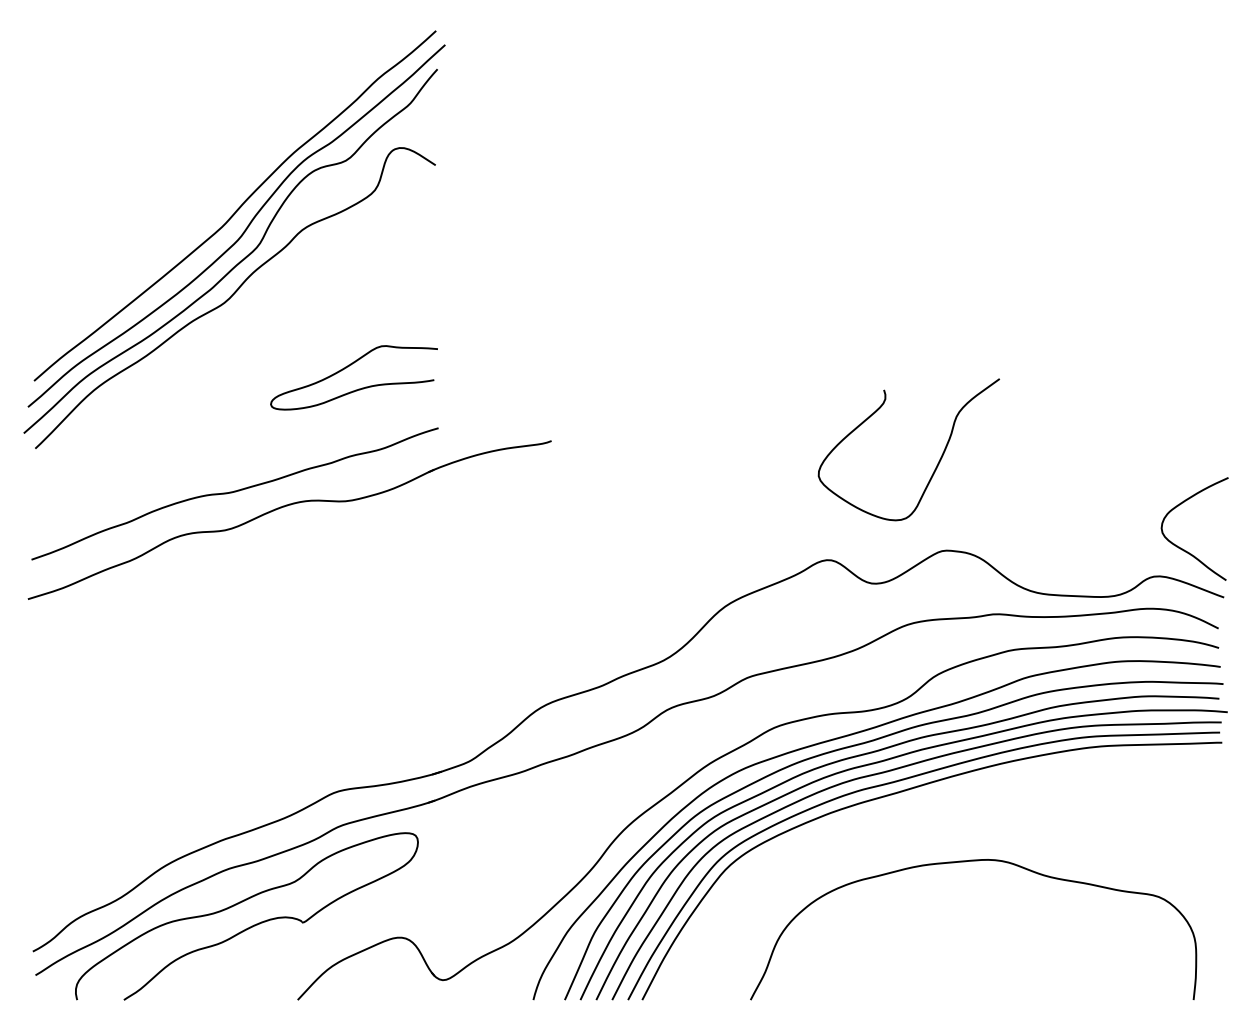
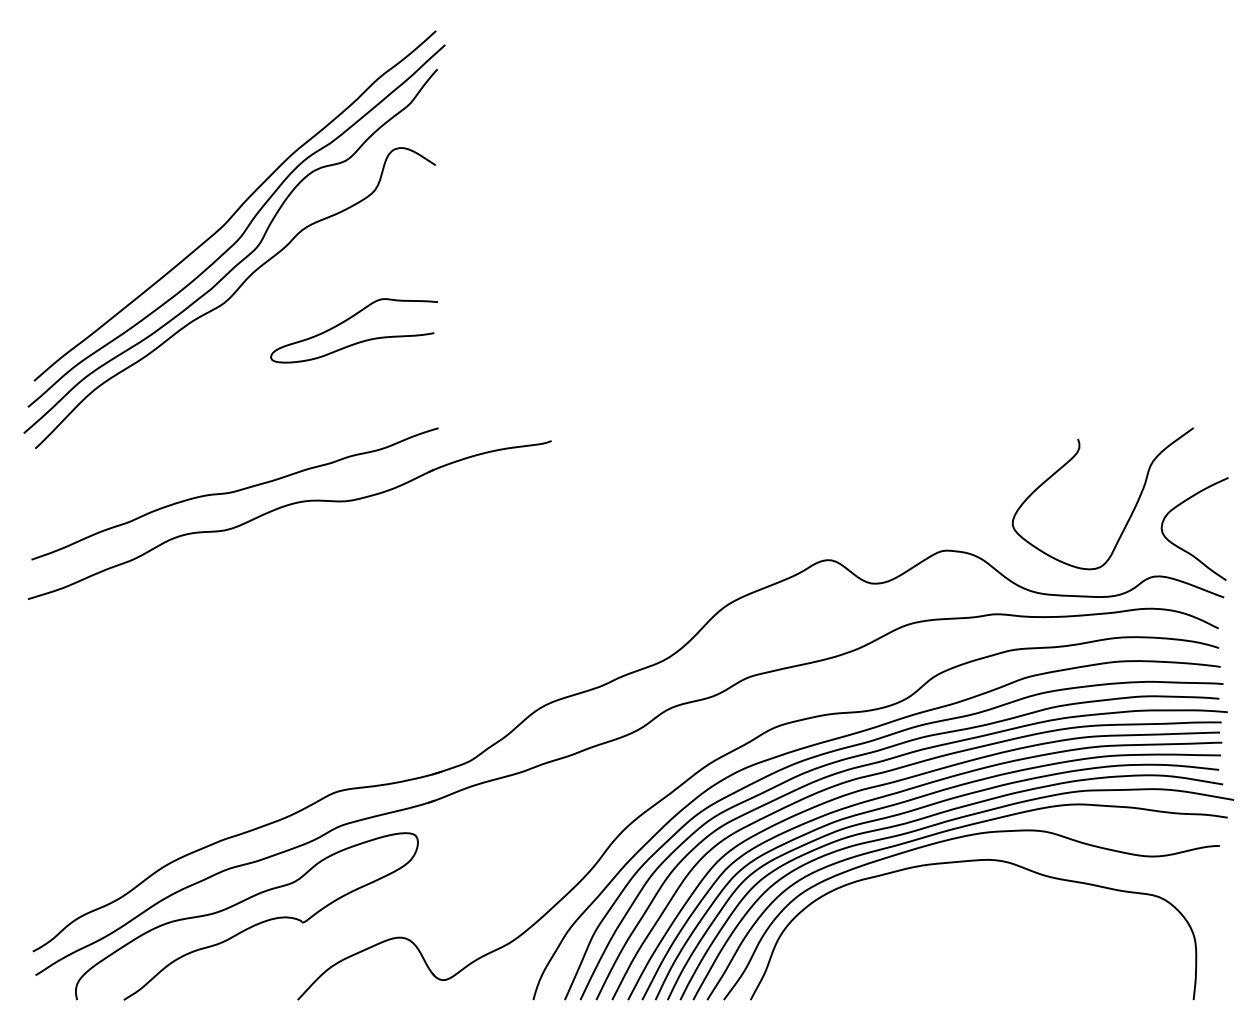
curve position: (348, 367) -> (348, 320) (348, 320)
curve position: (937, 463) -> (1131, 512) (1131, 512)
part: none -> present (935, 844)
